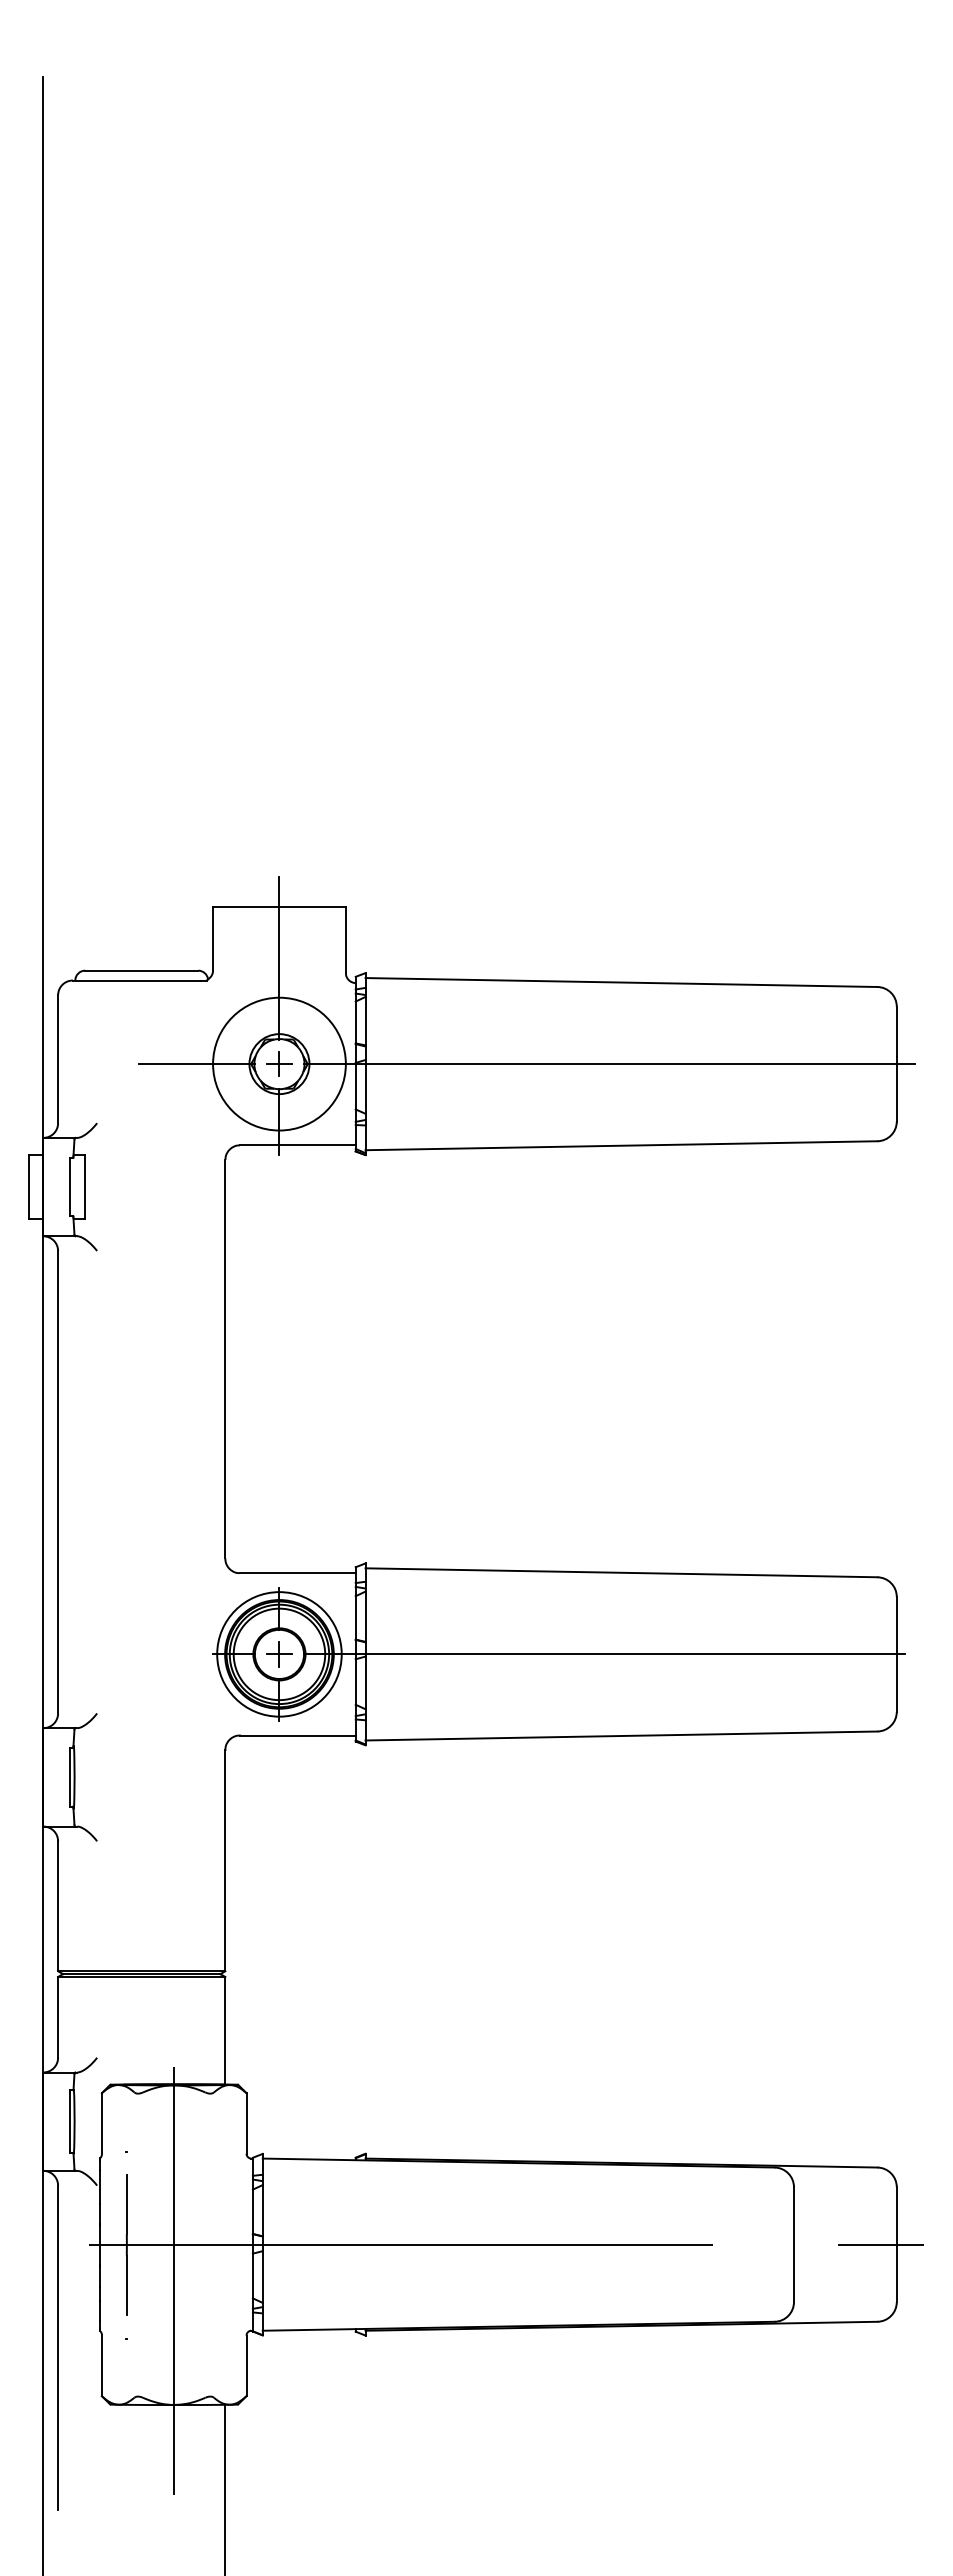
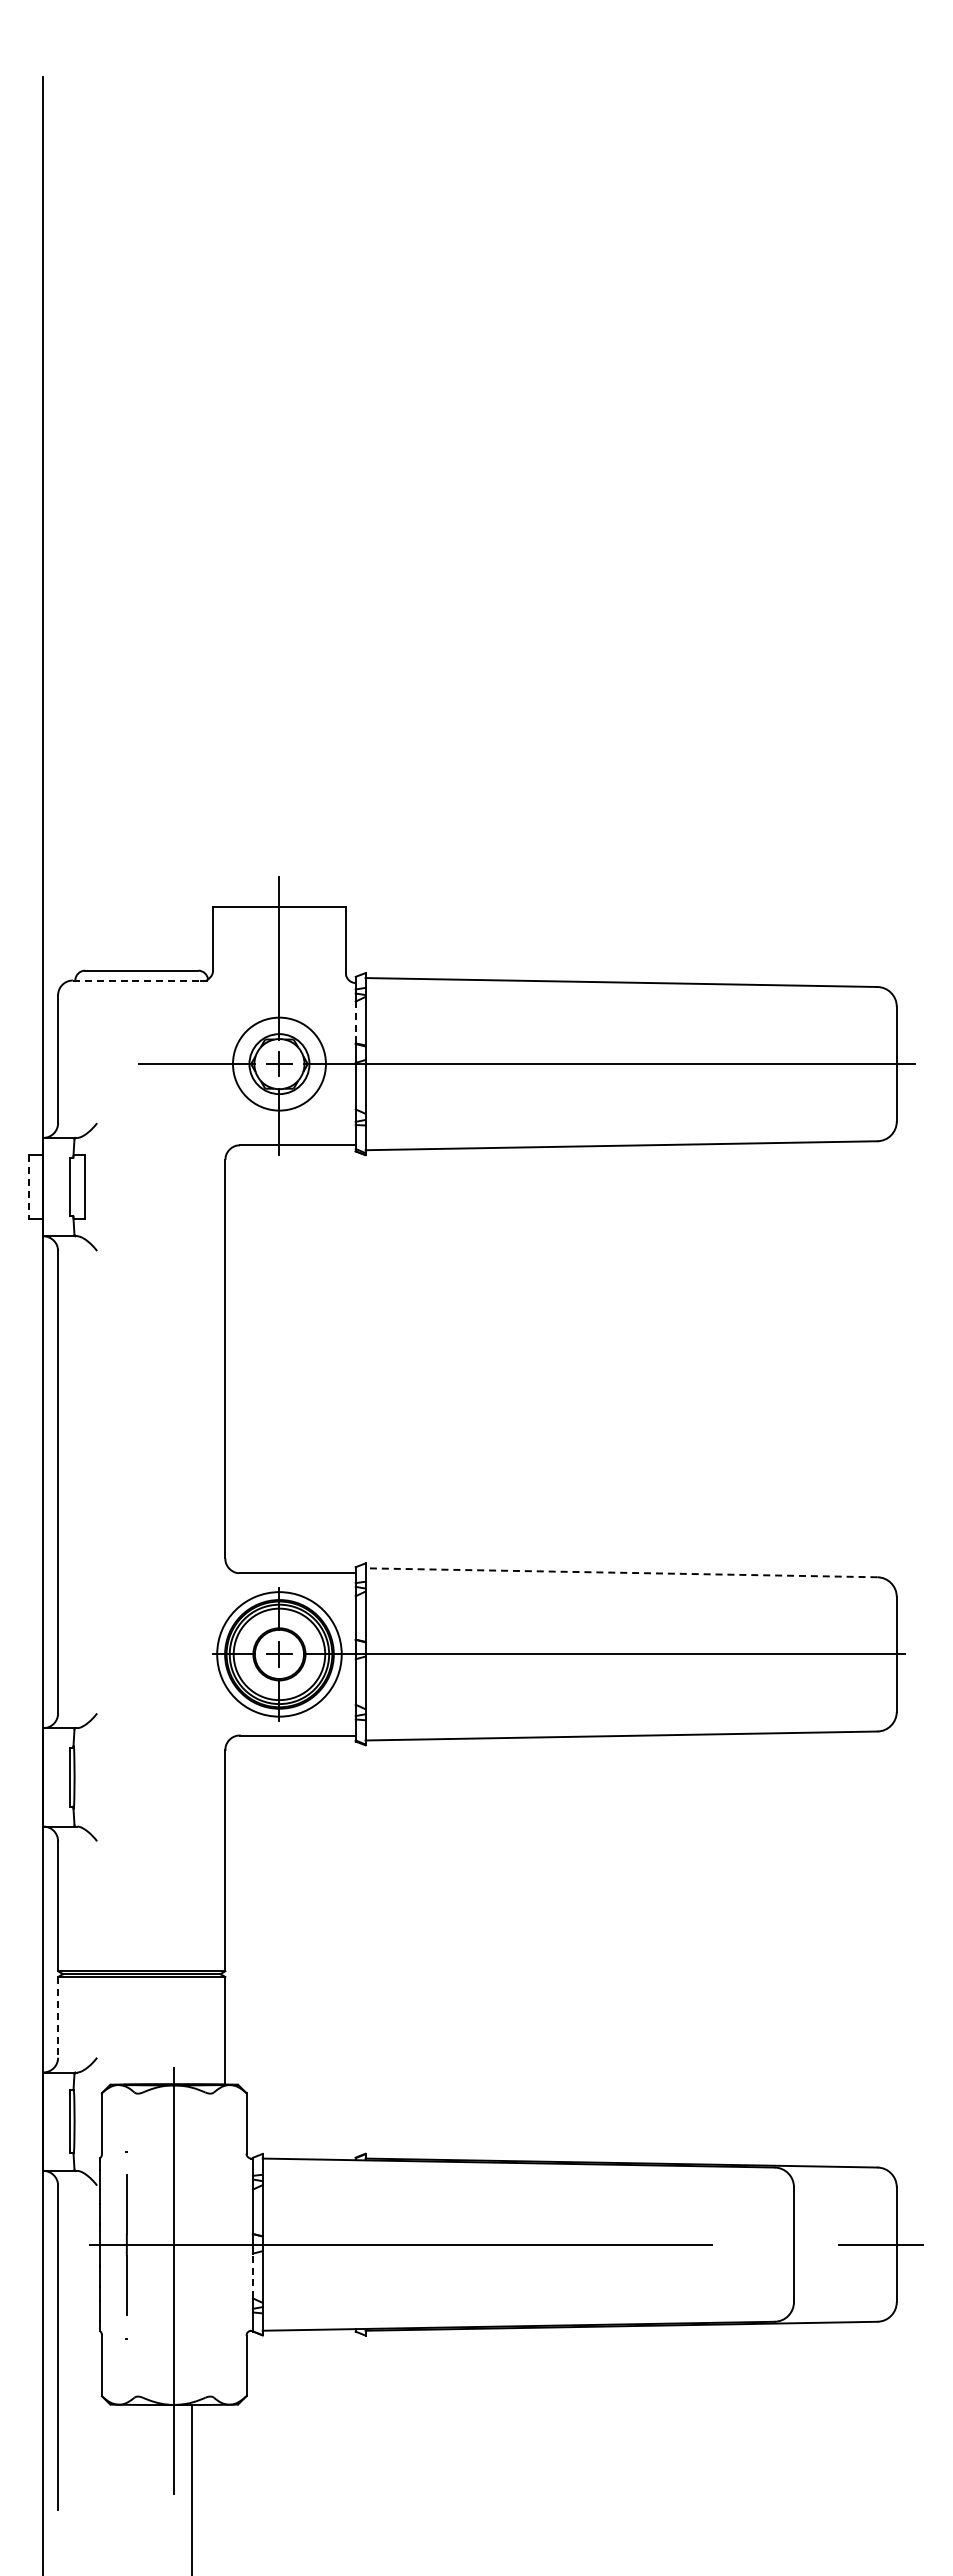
line: solid -> dashed (136, 980)
line: solid -> dashed (355, 1022)
circle diameter: 133 px -> 93 px (278, 1063)
line: solid -> dashed (28, 1187)
line: solid -> dashed (621, 1572)
line: solid -> dashed (58, 2017)
line: solid -> dashed (252, 2275)
line position: (225, 2488) -> (192, 2488) (192, 2488)
